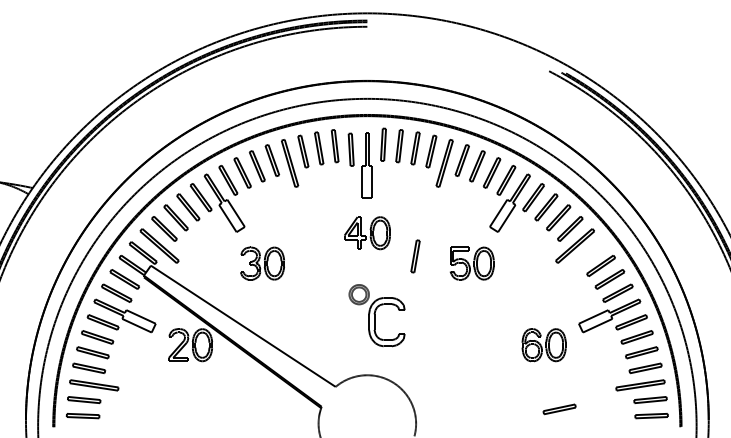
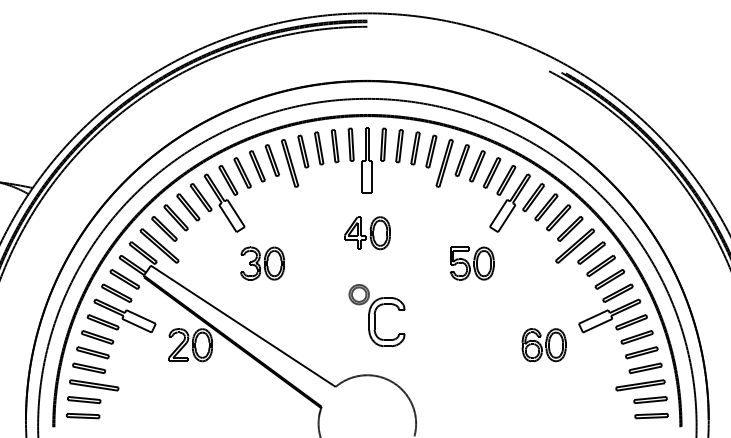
part position: (359, 165) -> (359, 160) (359, 160)
part: none -> present (591, 252)
part: present -> none (415, 256)
part: present -> none (559, 409)
